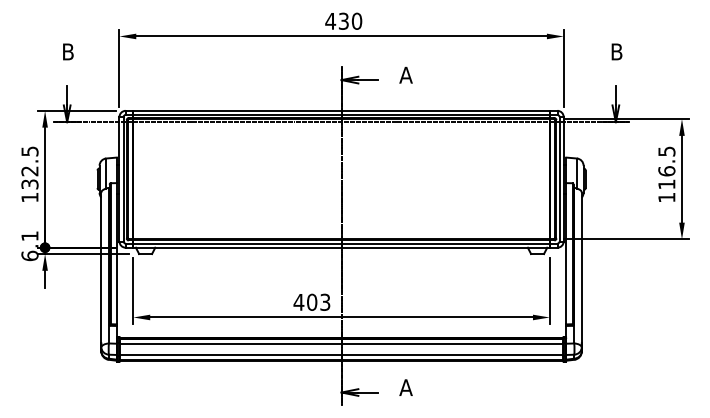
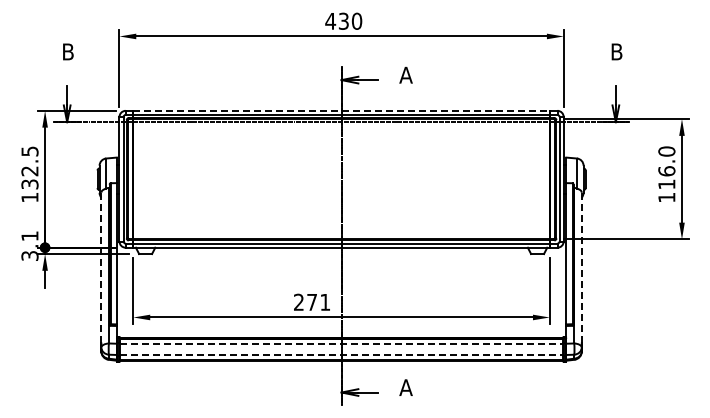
line: solid -> dashed (342, 110)
text: 116.5 -> 116.0 (666, 151)
text: 6.1 -> 3.1 (29, 255)
line: solid -> dashed (101, 267)
line: solid -> dashed (581, 267)
text: 403 -> 271 (311, 301)
line: solid -> dashed (341, 343)
line: solid -> dashed (341, 354)
